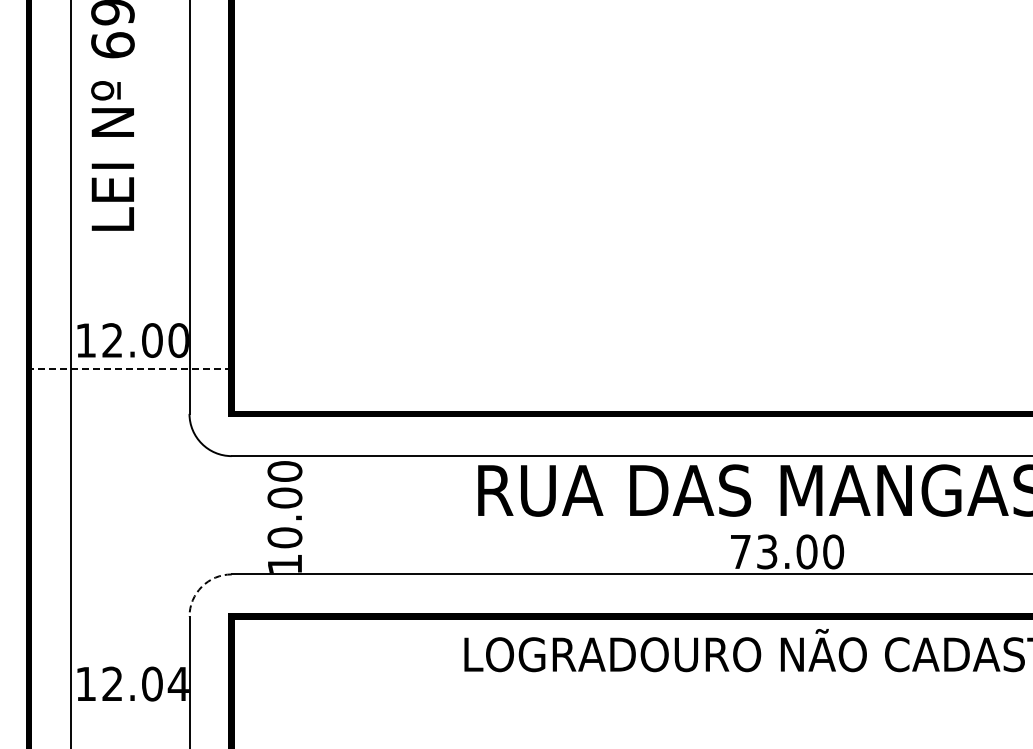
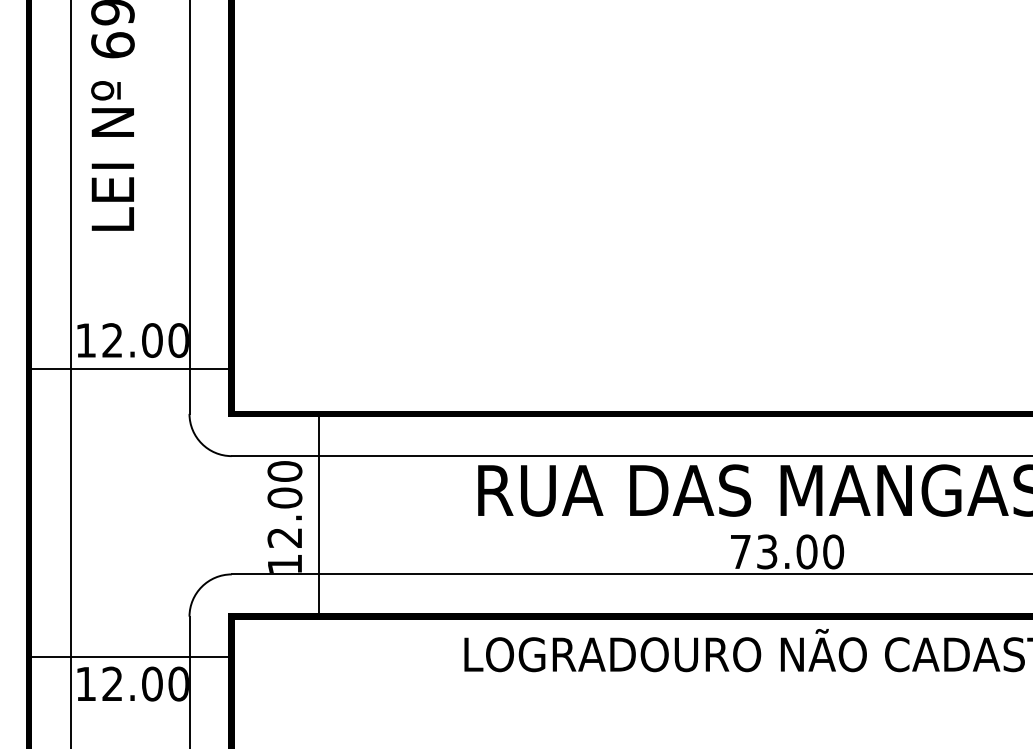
line: dashed -> solid (129, 369)
line: none -> present (319, 514)
text: 10.00 -> 12.00 (284, 537)
arc: dashed -> solid (201, 586)
line: none -> present (129, 656)
text: 12.04 -> 12.00 (177, 683)
